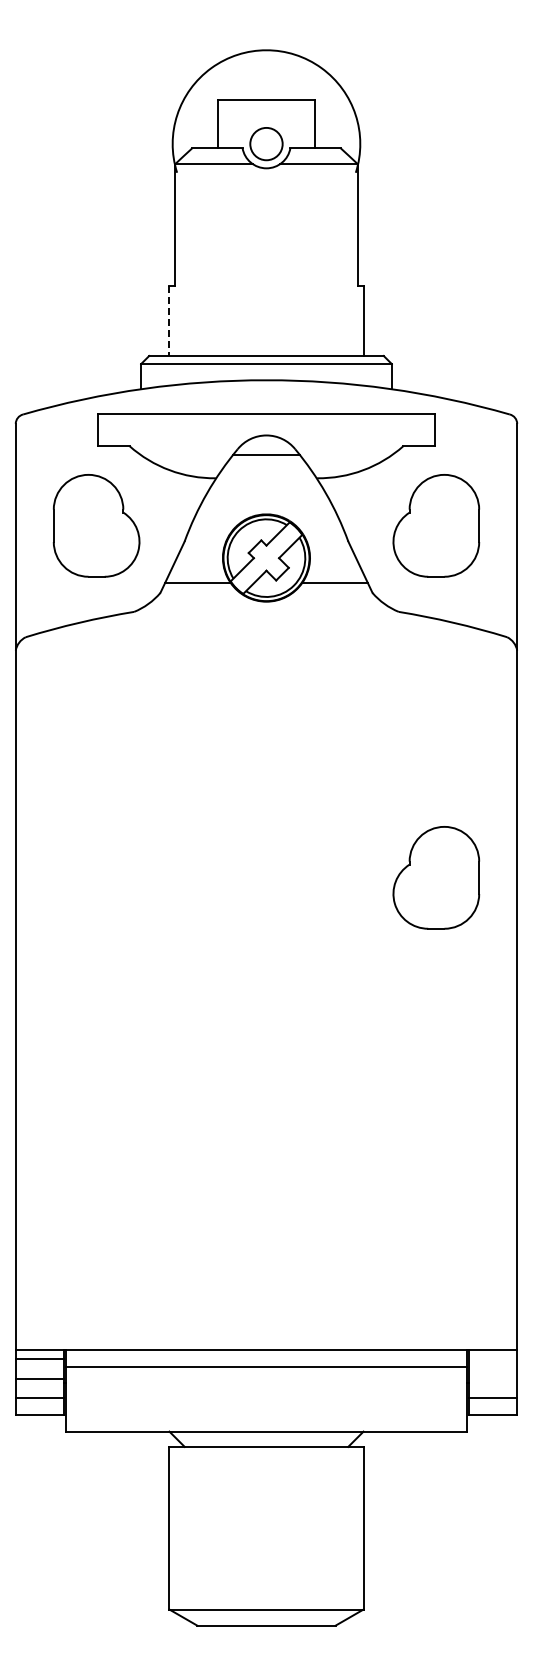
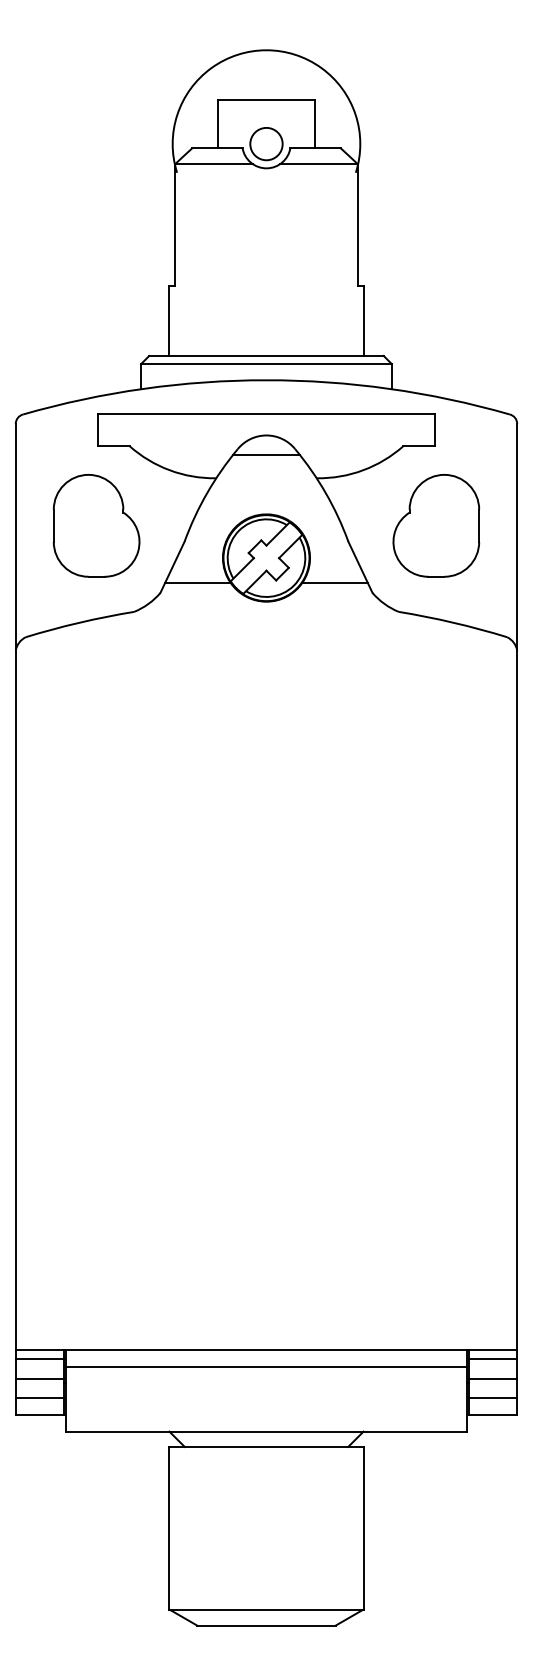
line: dashed -> solid (169, 321)
part: present -> none (436, 877)
line: none -> present (492, 1358)
line: none -> present (492, 1379)
